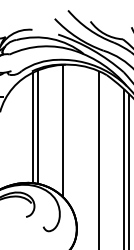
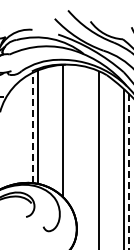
line: solid -> dashed (33, 127)
line: solid -> dashed (129, 171)
